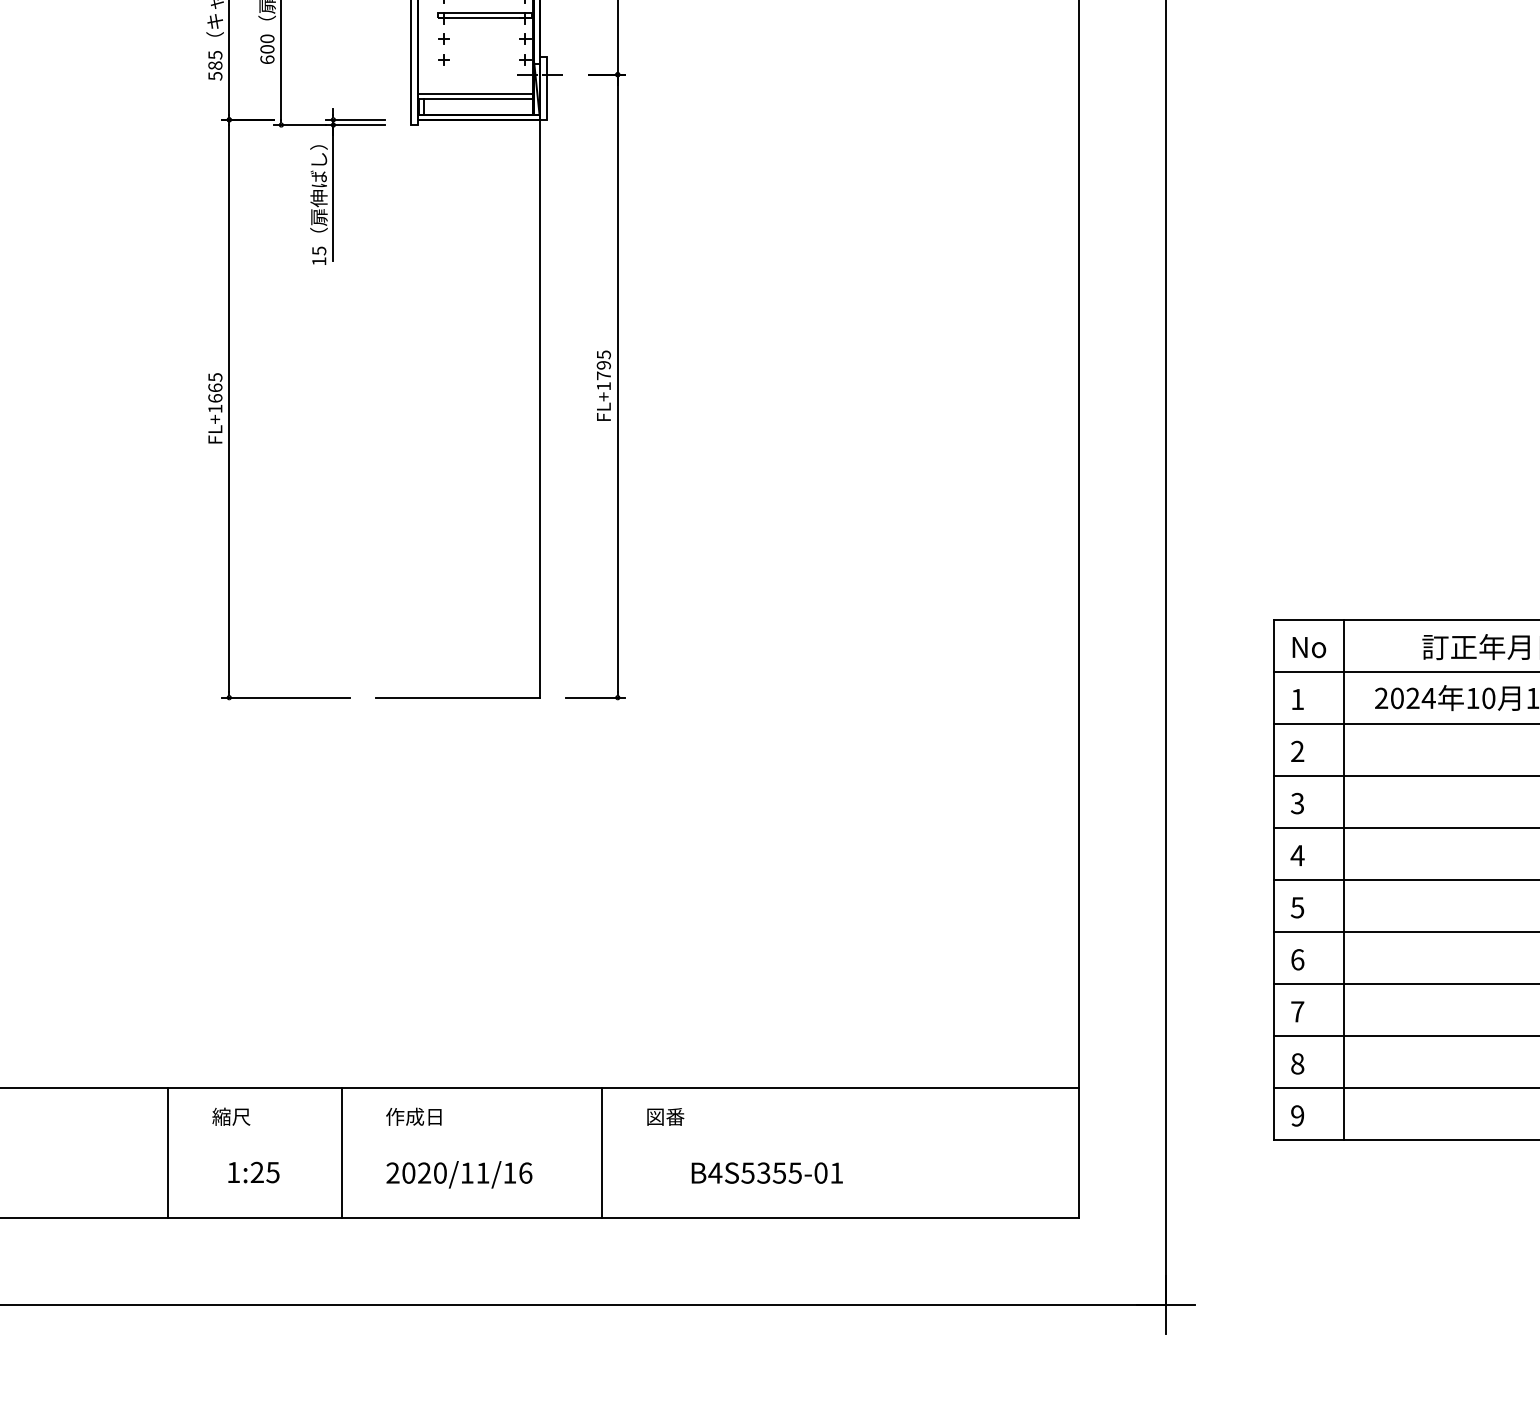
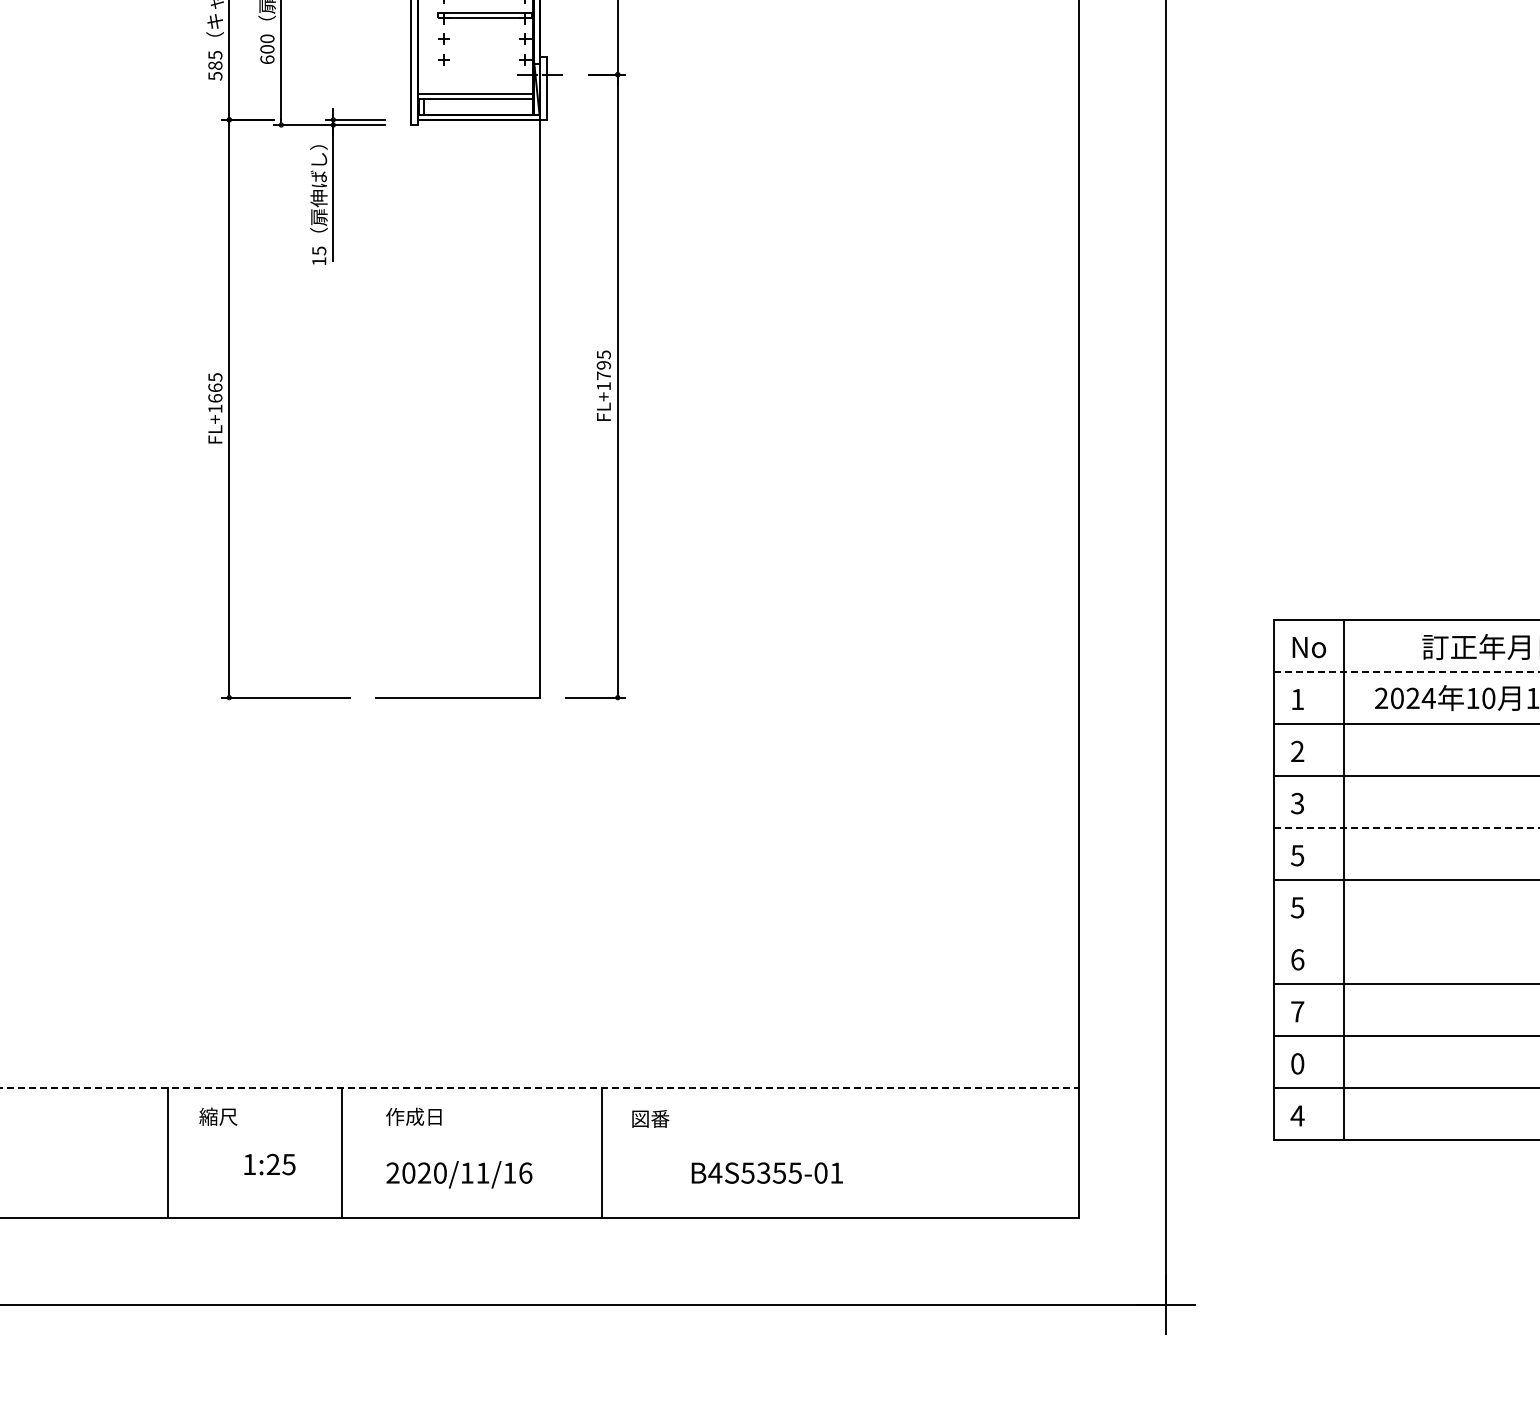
line: solid -> dashed (1407, 671)
line: solid -> dashed (1407, 827)
text: 4 -> 5 (1297, 855)
line: present -> none (1405, 931)
text: 8 -> 0 (1297, 1063)
line: solid -> dashed (540, 1088)
text: 9 -> 4 (1297, 1115)
text position: (231, 1116) -> (218, 1116) (218, 1116)
text position: (665, 1116) -> (650, 1118) (650, 1118)
text position: (253, 1172) -> (269, 1164) (269, 1164)
